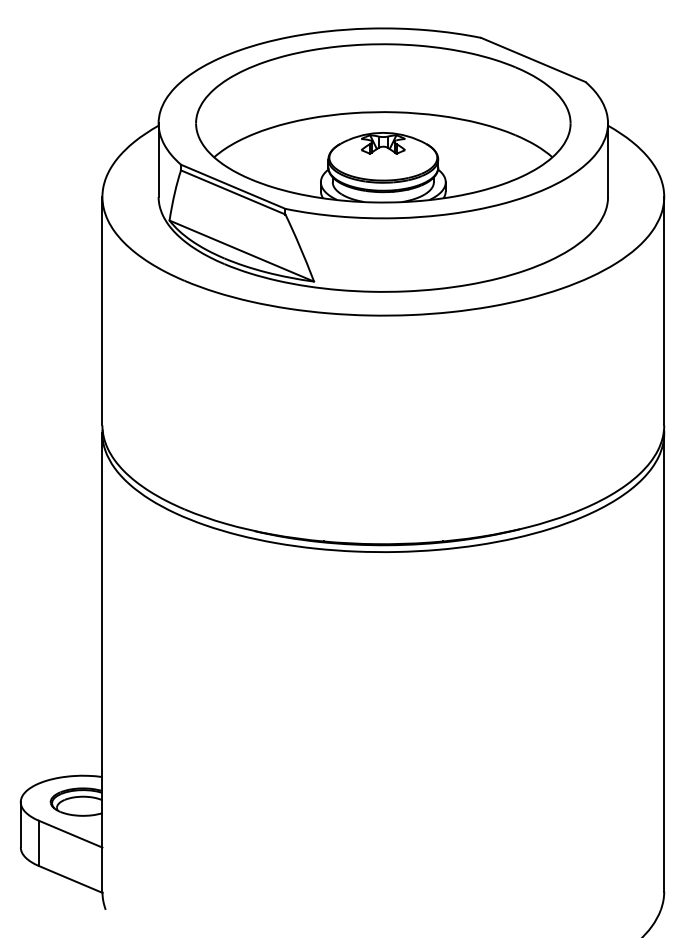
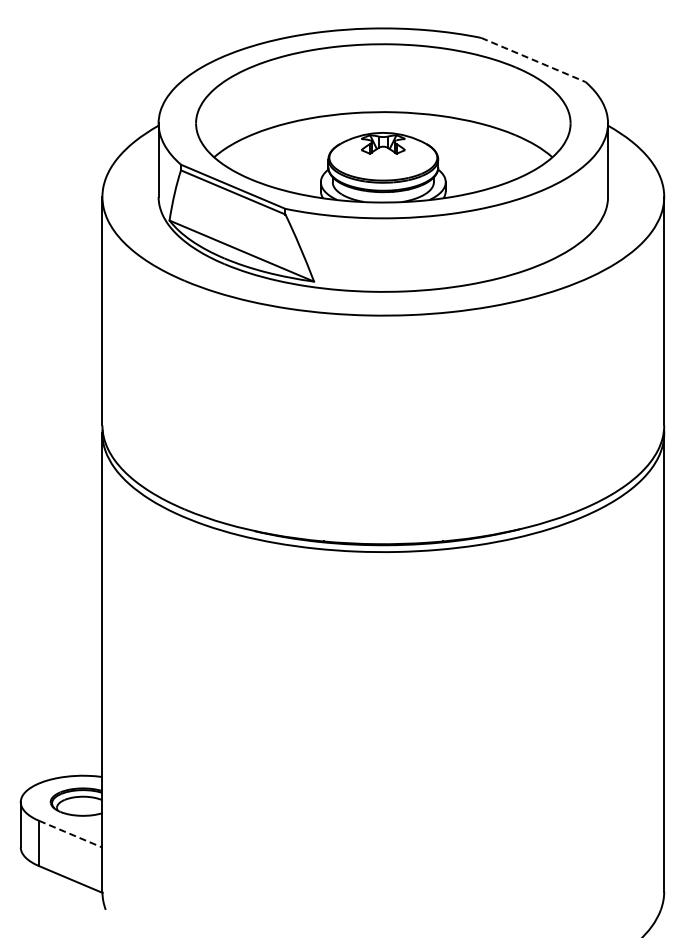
line: solid -> dashed (533, 59)
line: solid -> dashed (71, 834)
